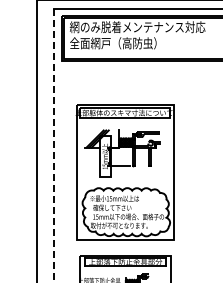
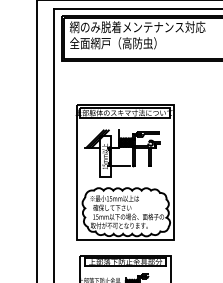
line: dashed -> solid (54, 146)
